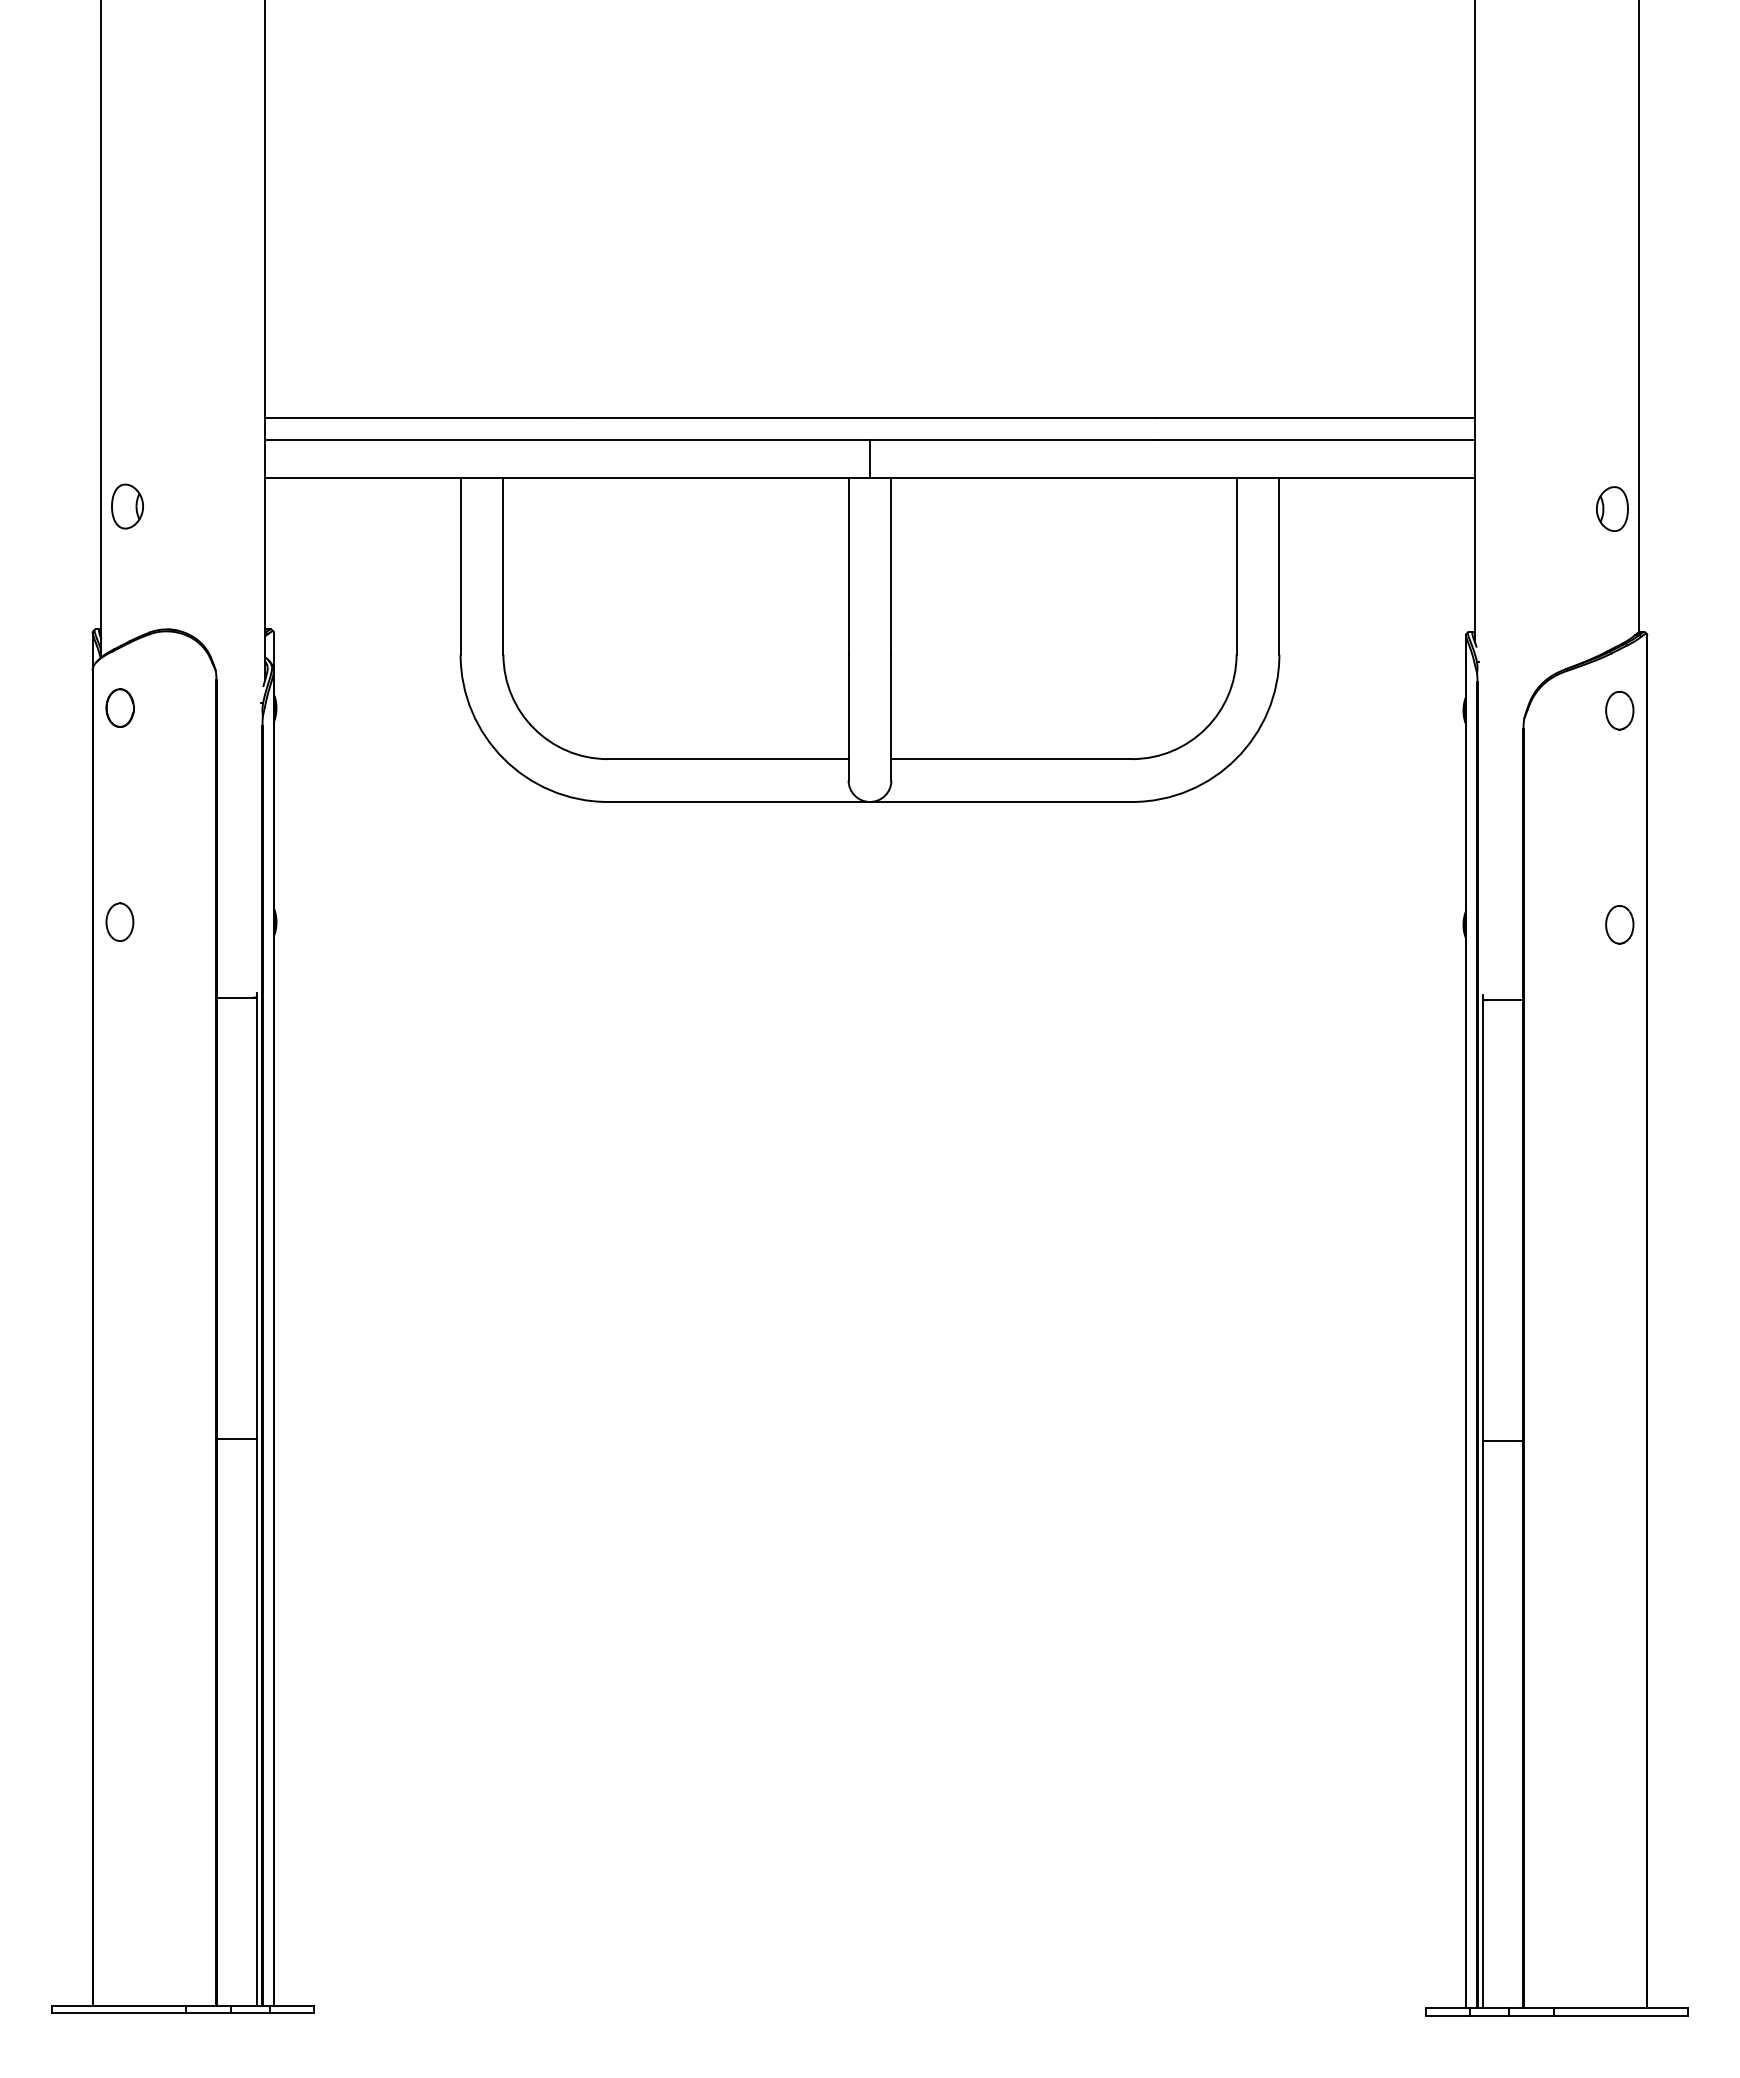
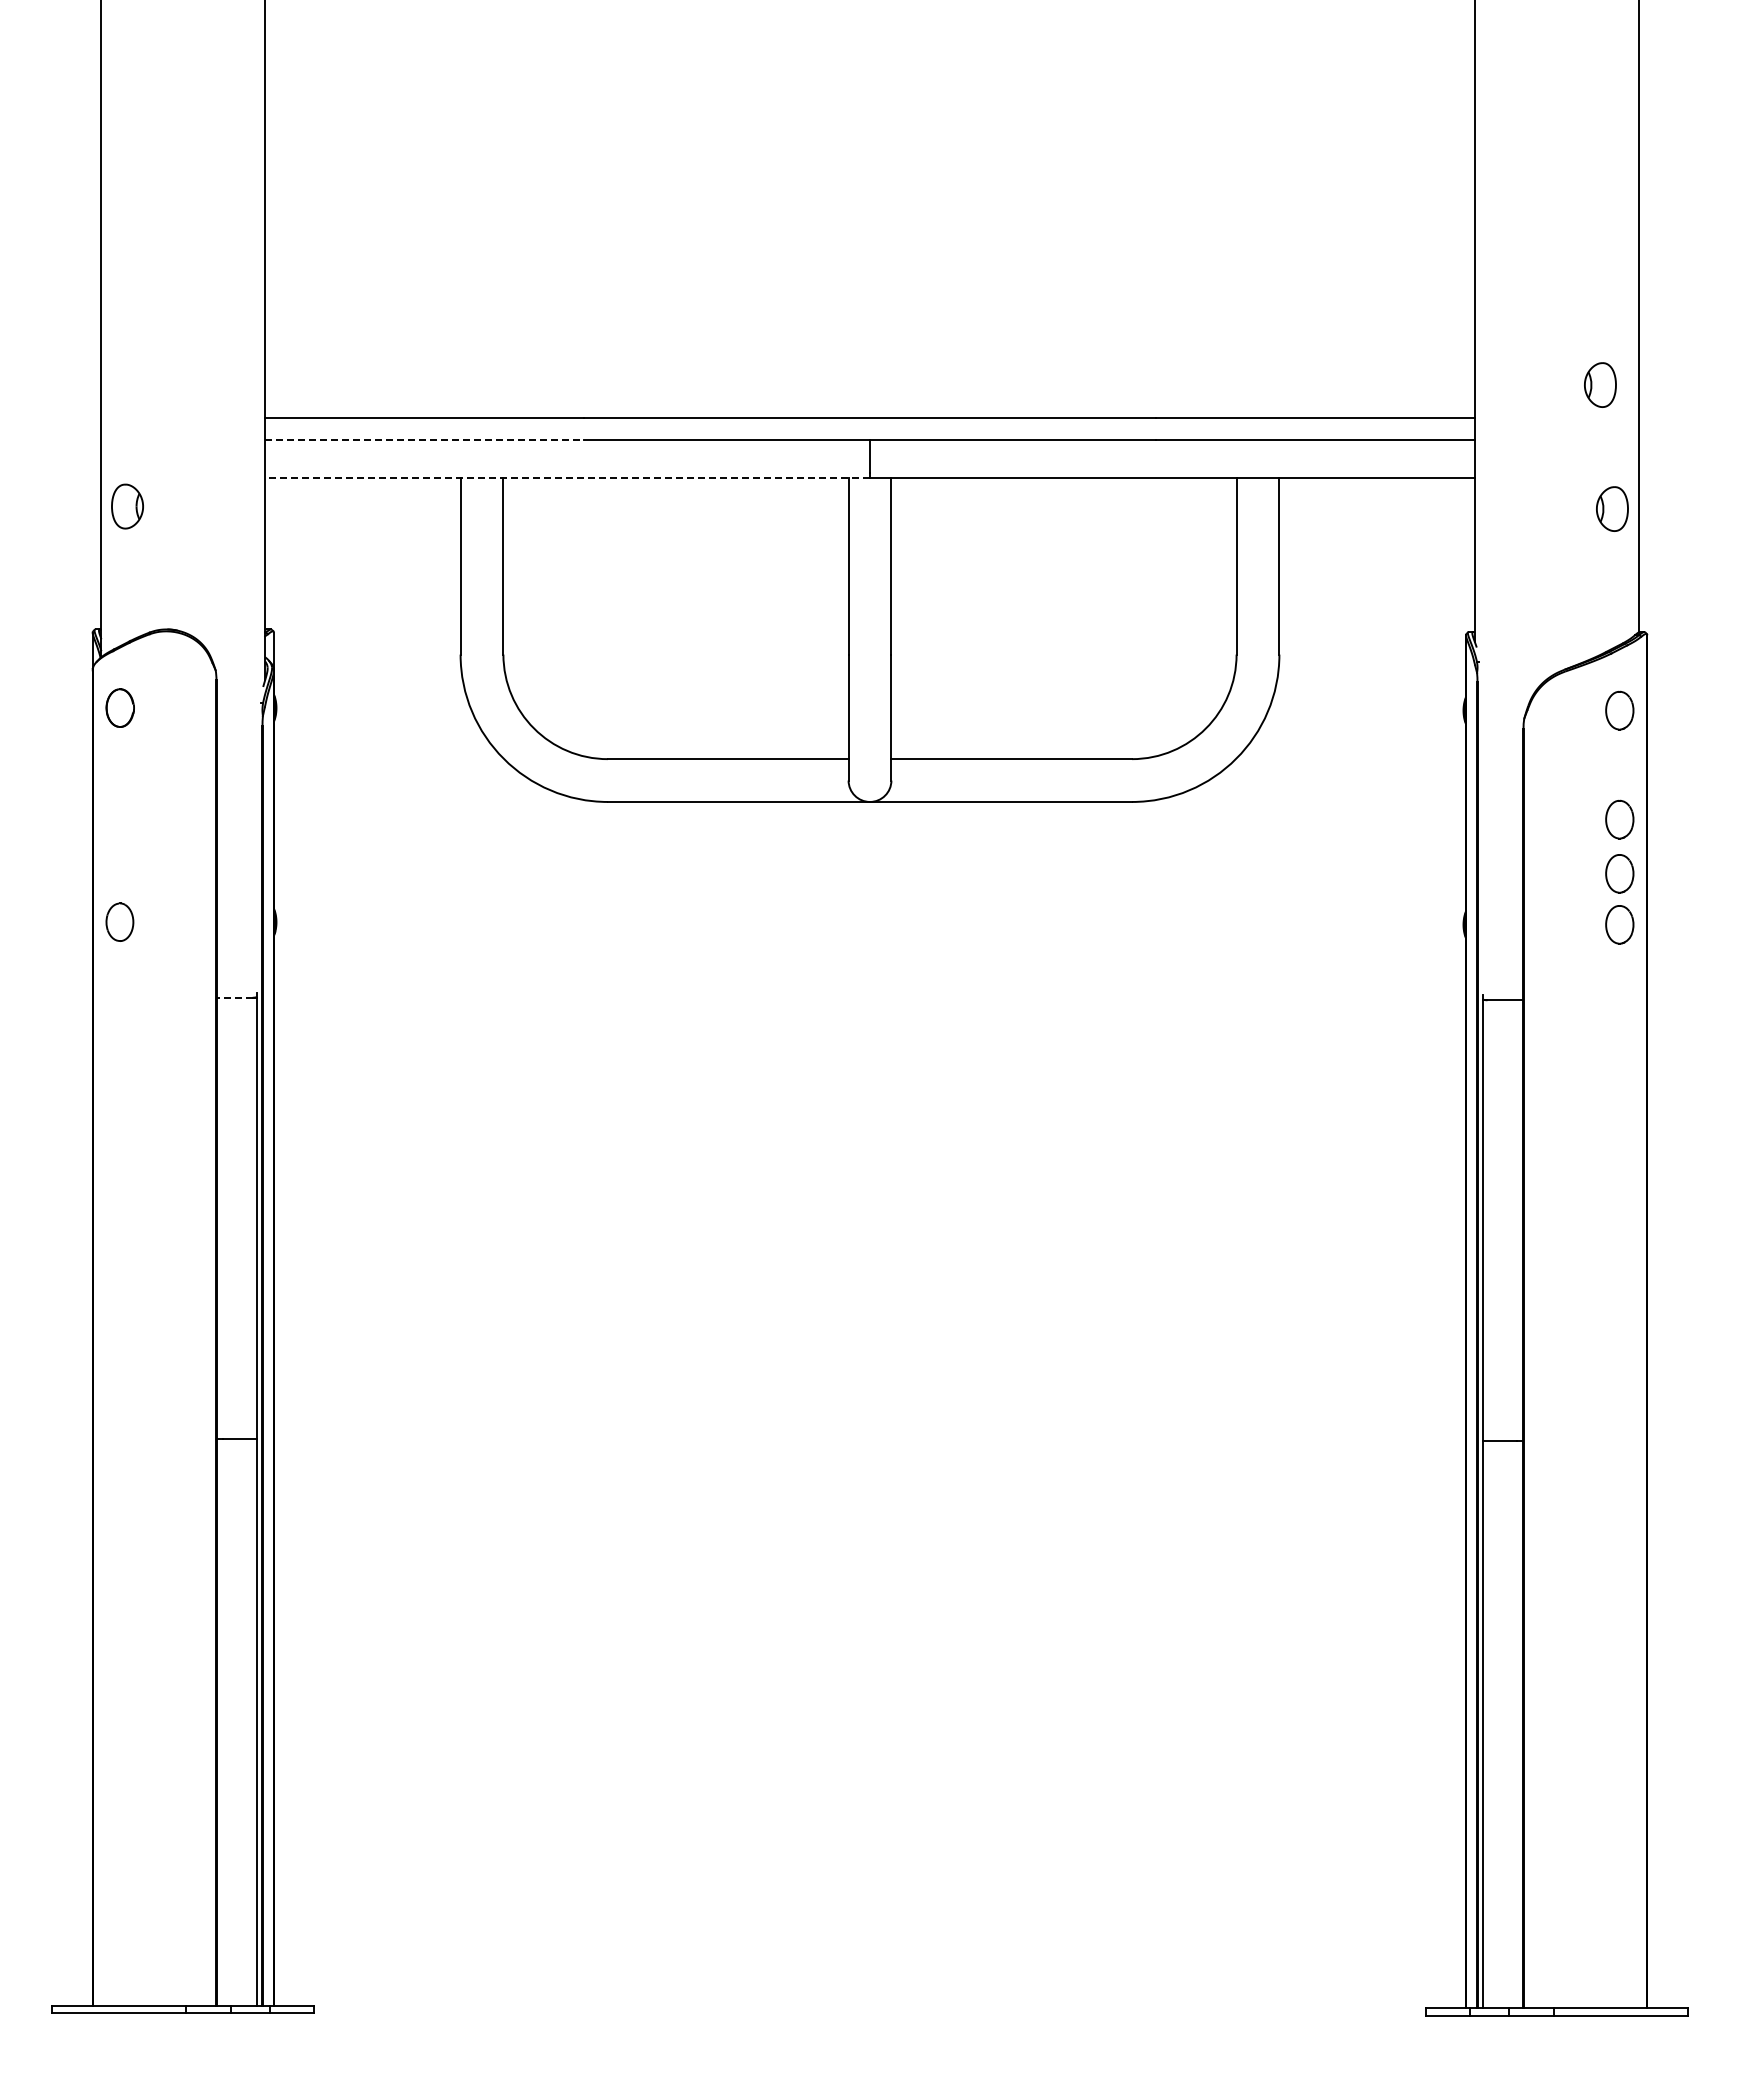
part: none -> present (1600, 384)
line: solid -> dashed (424, 440)
line: solid -> dashed (567, 478)
part: none -> present (1619, 819)
part: none -> present (1619, 873)
line: solid -> dashed (234, 997)
